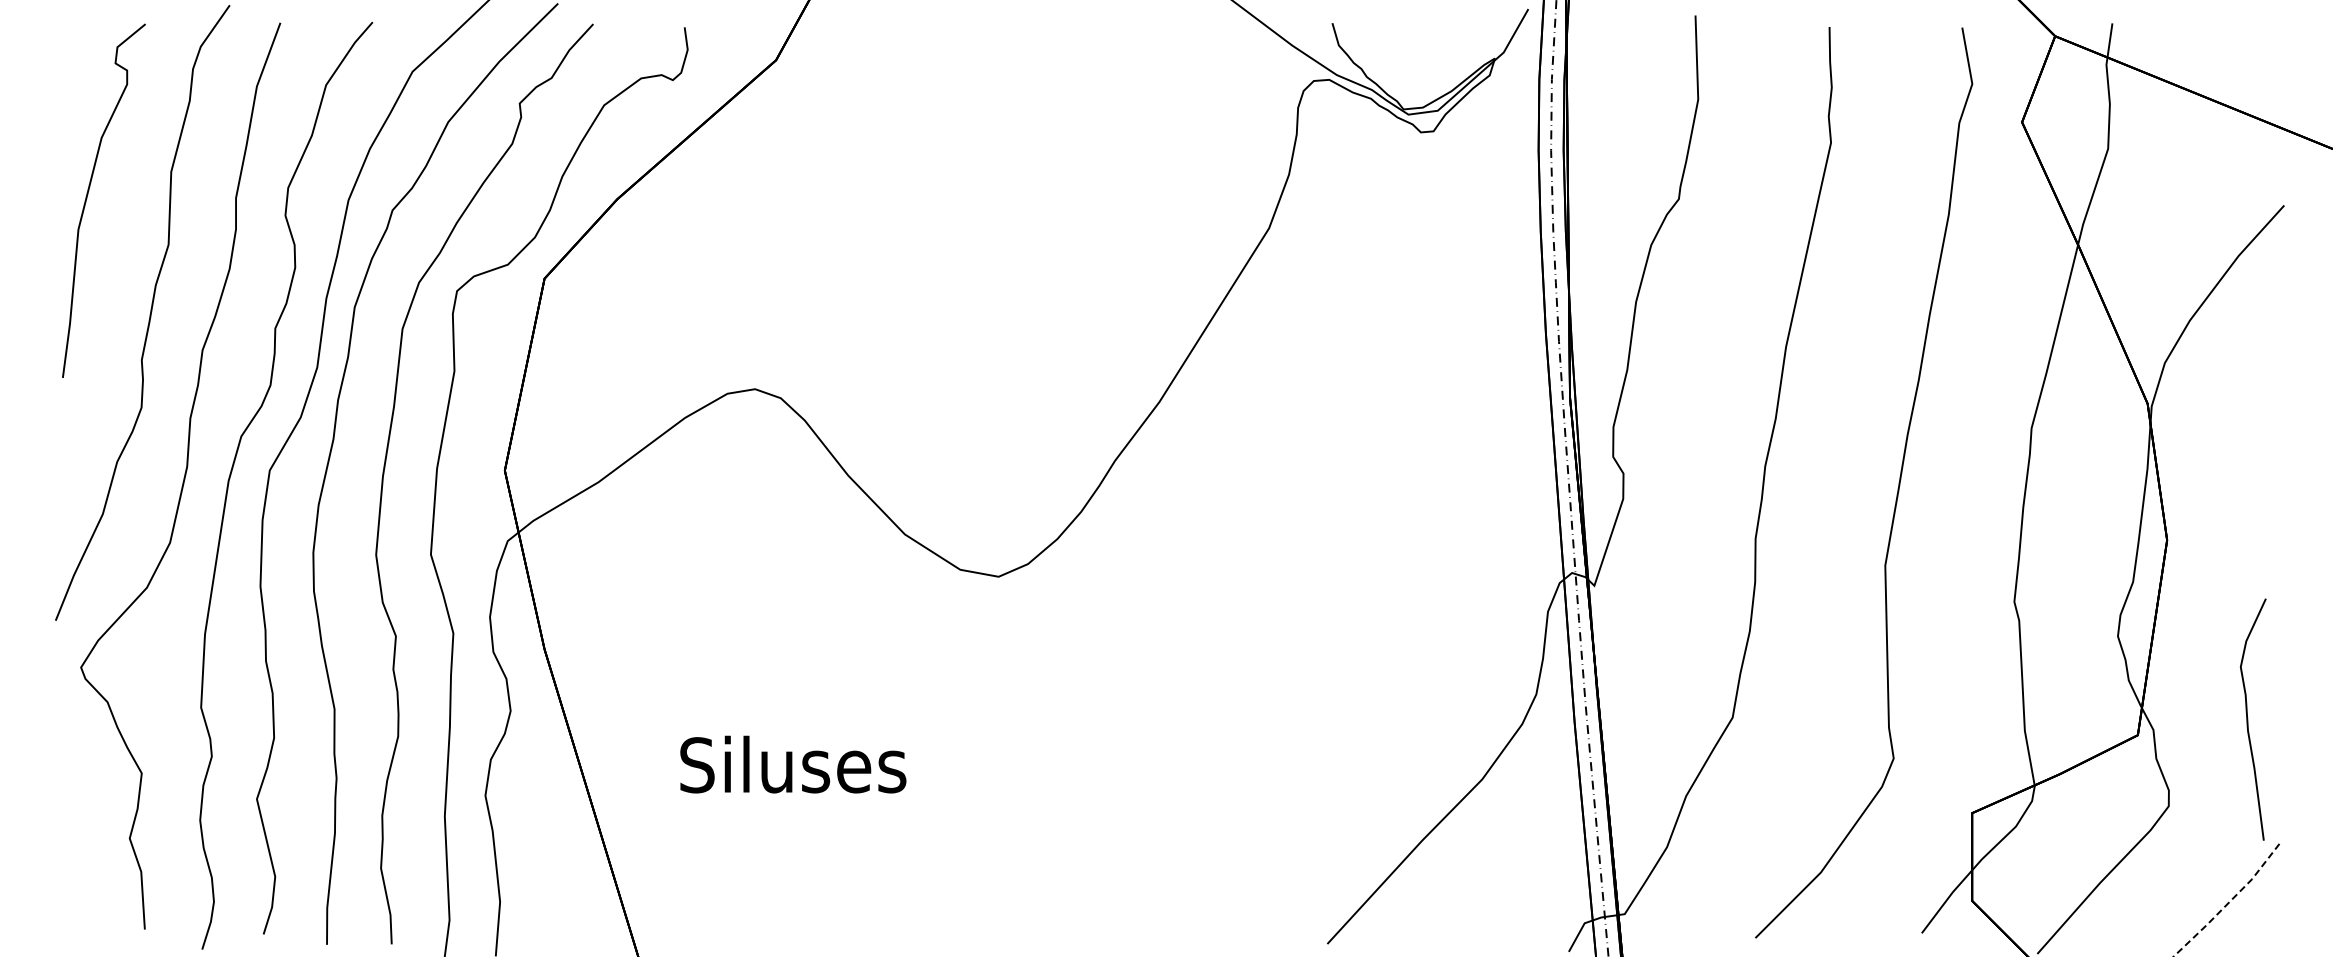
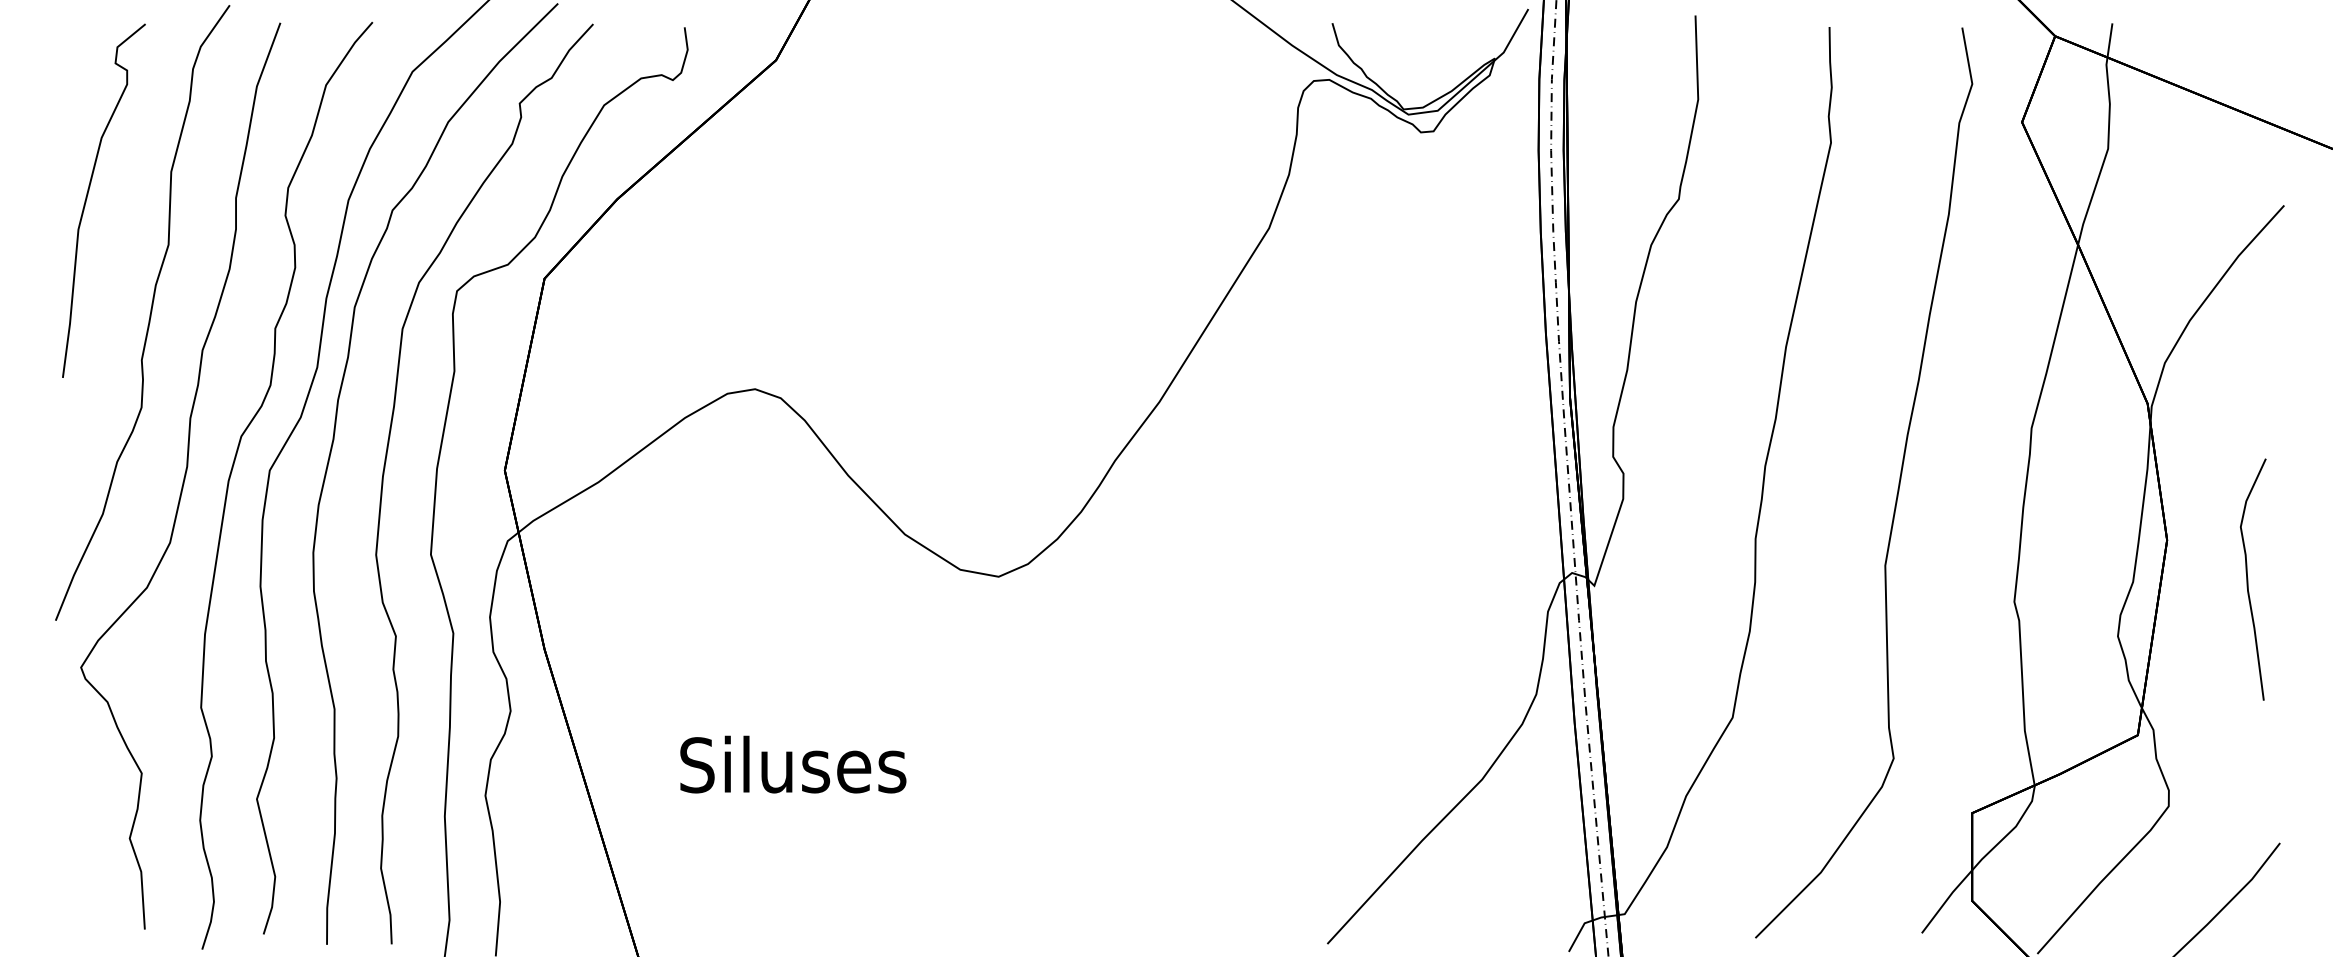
curve position: (2248, 719) -> (2248, 579) (2248, 579)
line: dashed -> solid (2229, 902)
